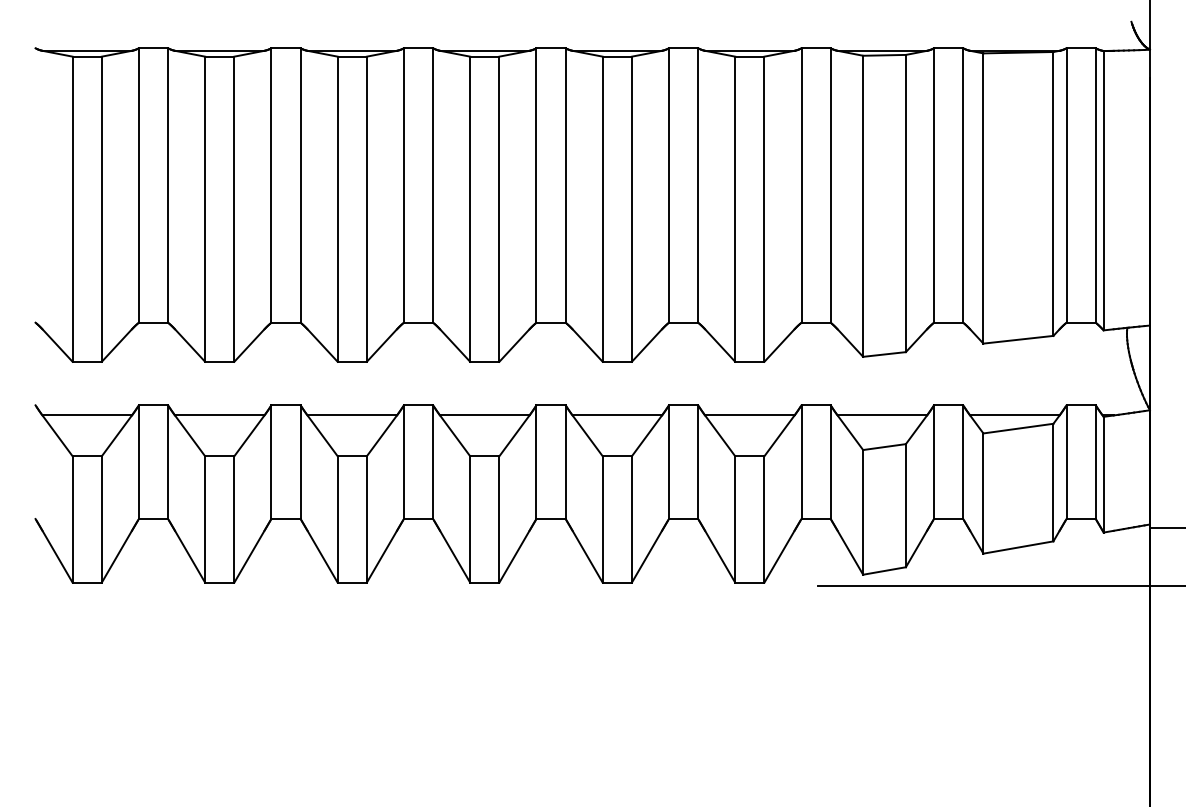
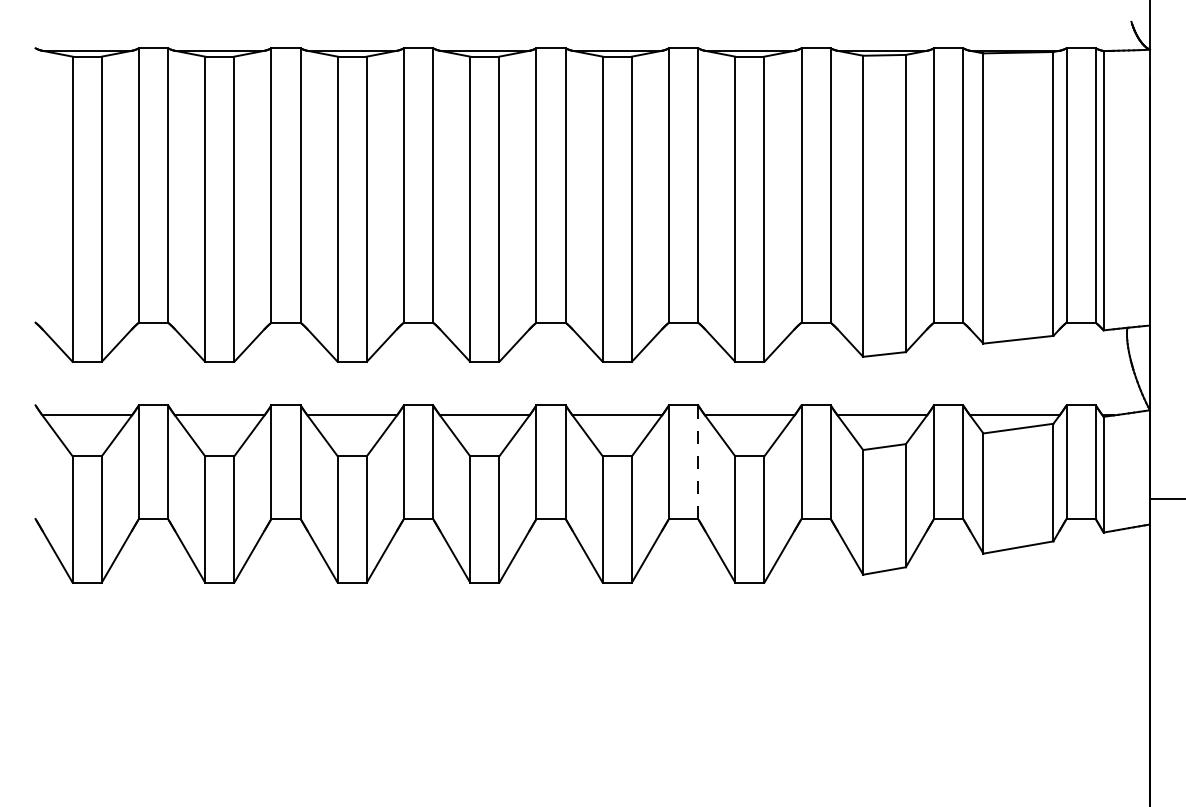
line: solid -> dashed (698, 462)
line position: (1165, 527) -> (1165, 498) (1165, 498)
line: present -> none (999, 586)
